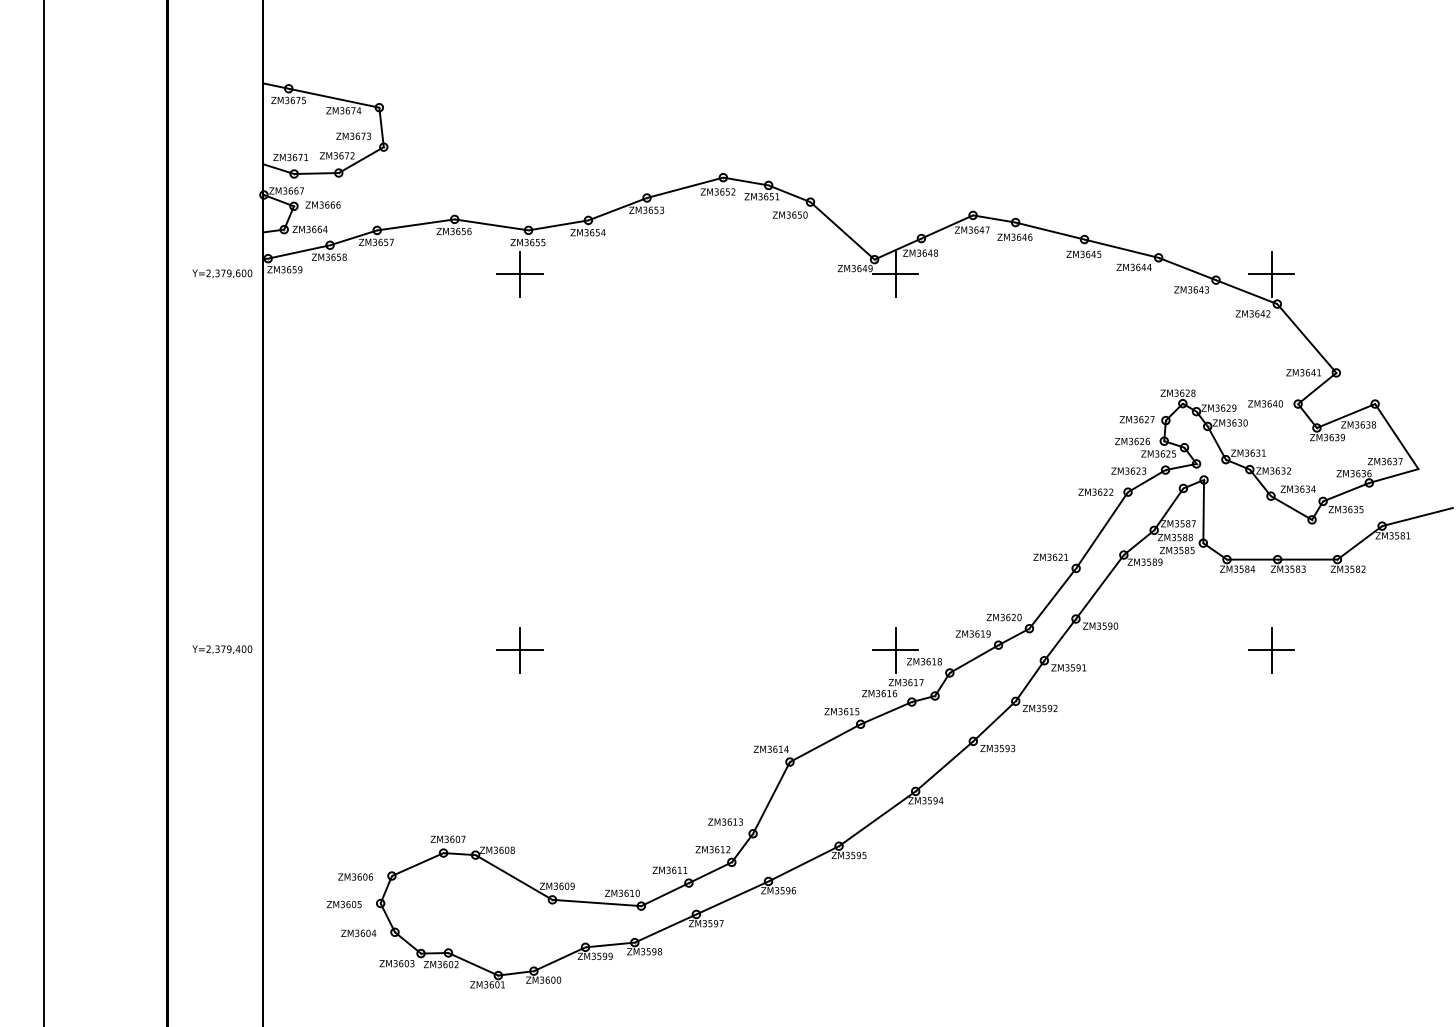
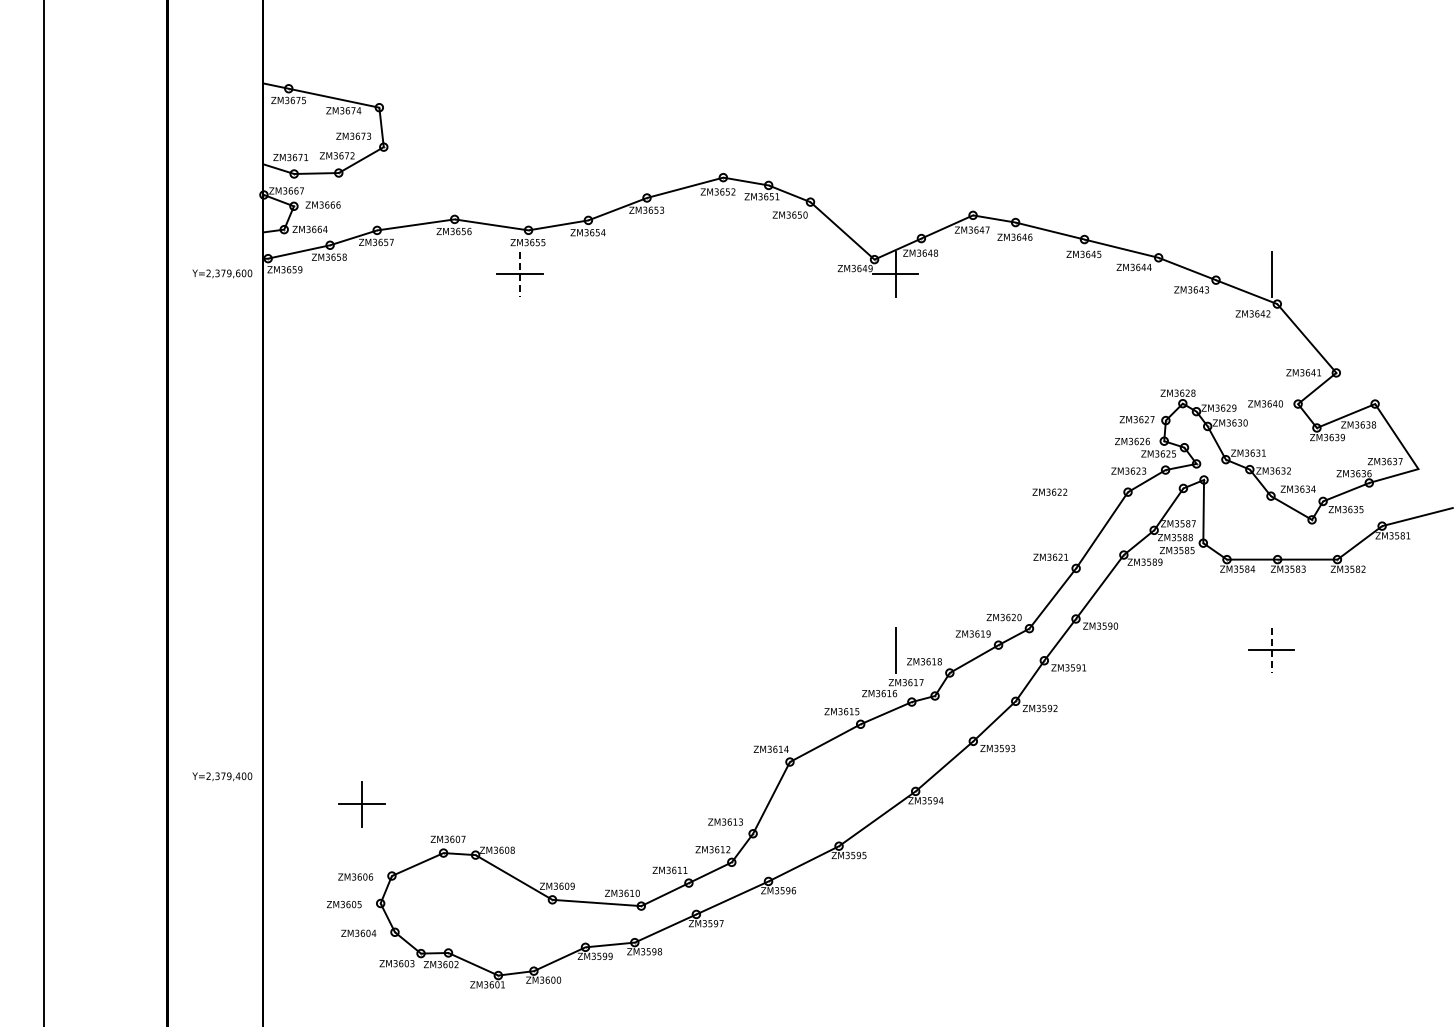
line: solid -> dashed (520, 274)
line: present -> none (1271, 274)
text position: (1095, 491) -> (1049, 491) (1049, 491)
text position: (222, 649) -> (222, 776) (222, 776)
part position: (519, 650) -> (361, 804) (361, 804)
line: present -> none (895, 650)
line: solid -> dashed (1271, 650)
